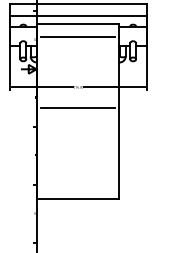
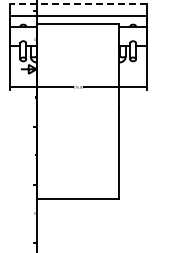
line: solid -> dashed (78, 4)
line: present -> none (78, 37)
line: present -> none (78, 107)
